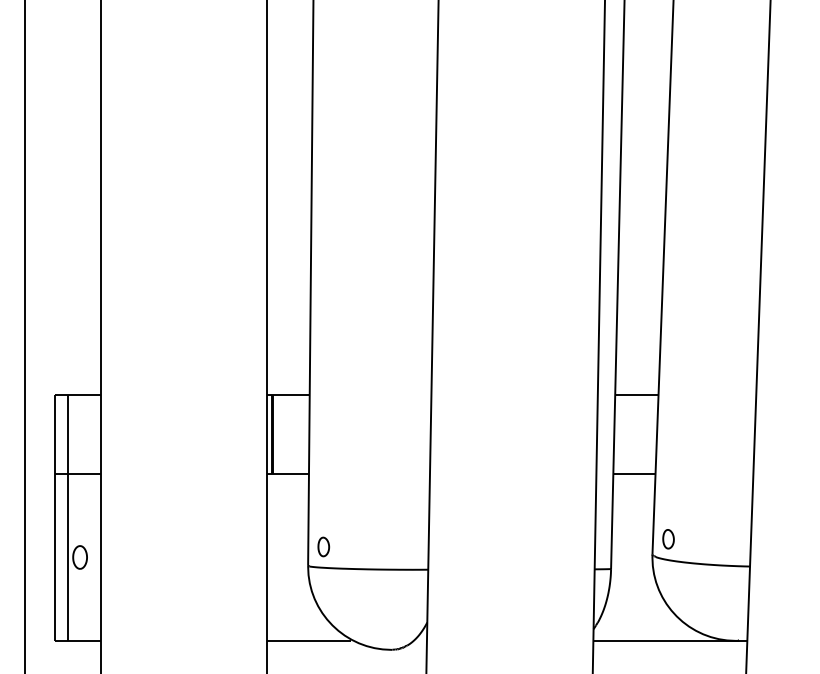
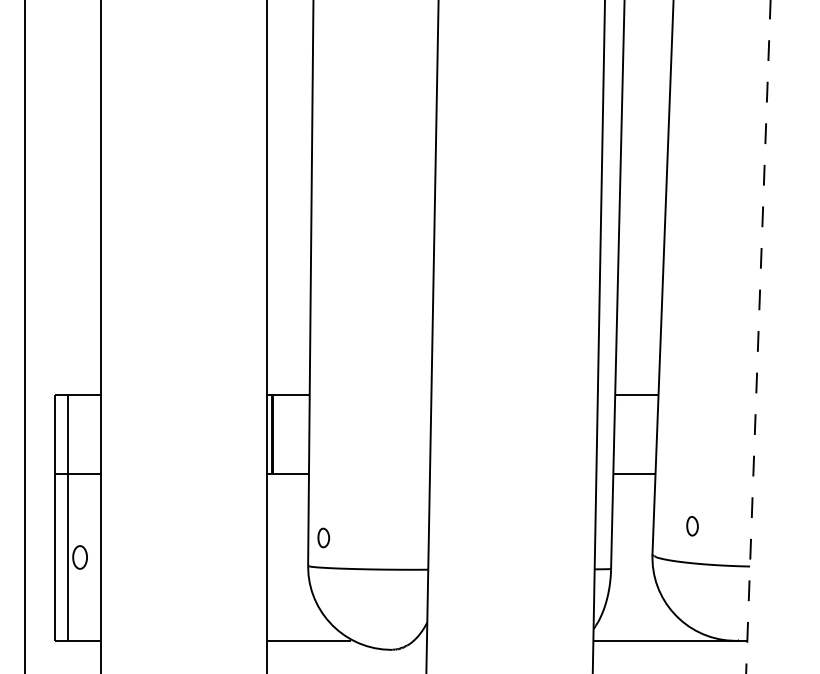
line: solid -> dashed (758, 337)
part position: (668, 539) -> (692, 526) (692, 526)
part position: (323, 546) -> (323, 537) (323, 537)
